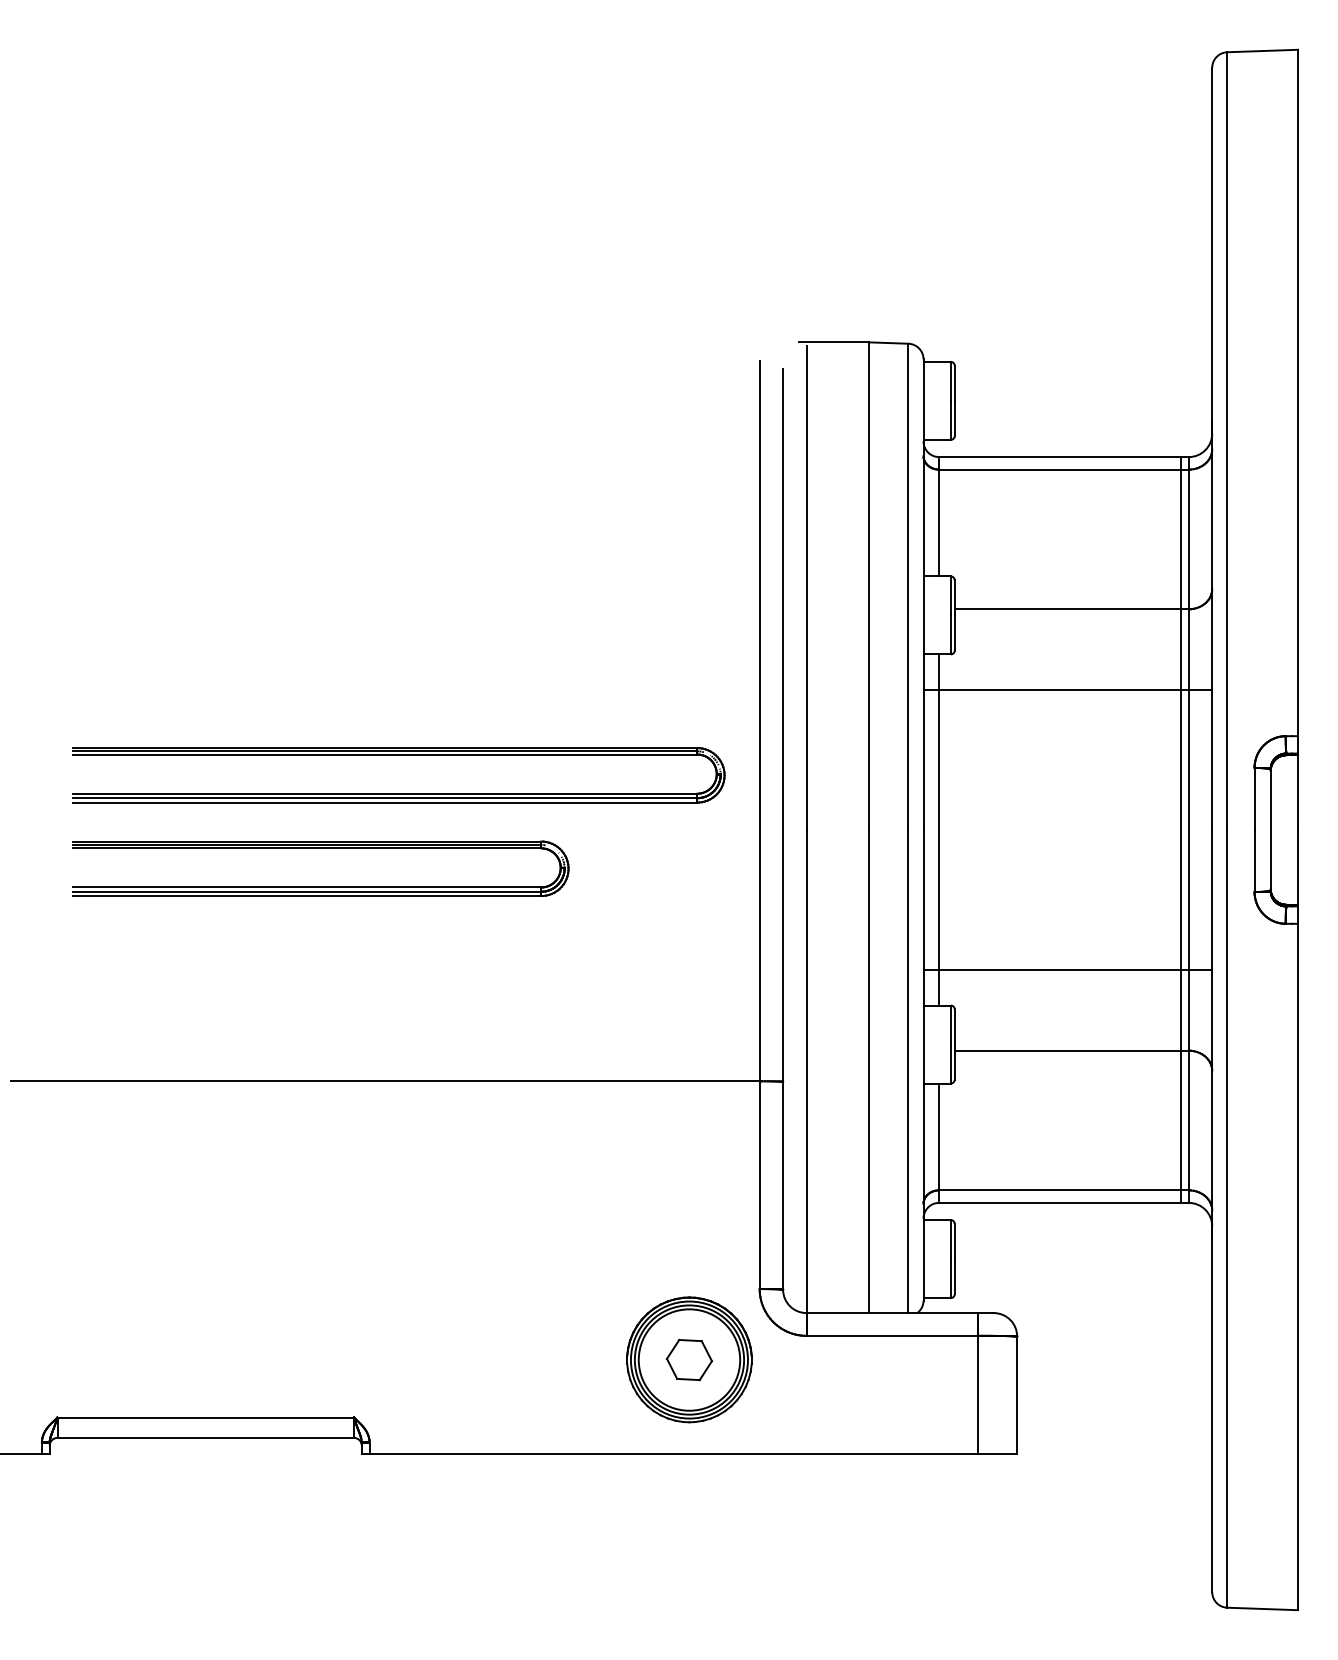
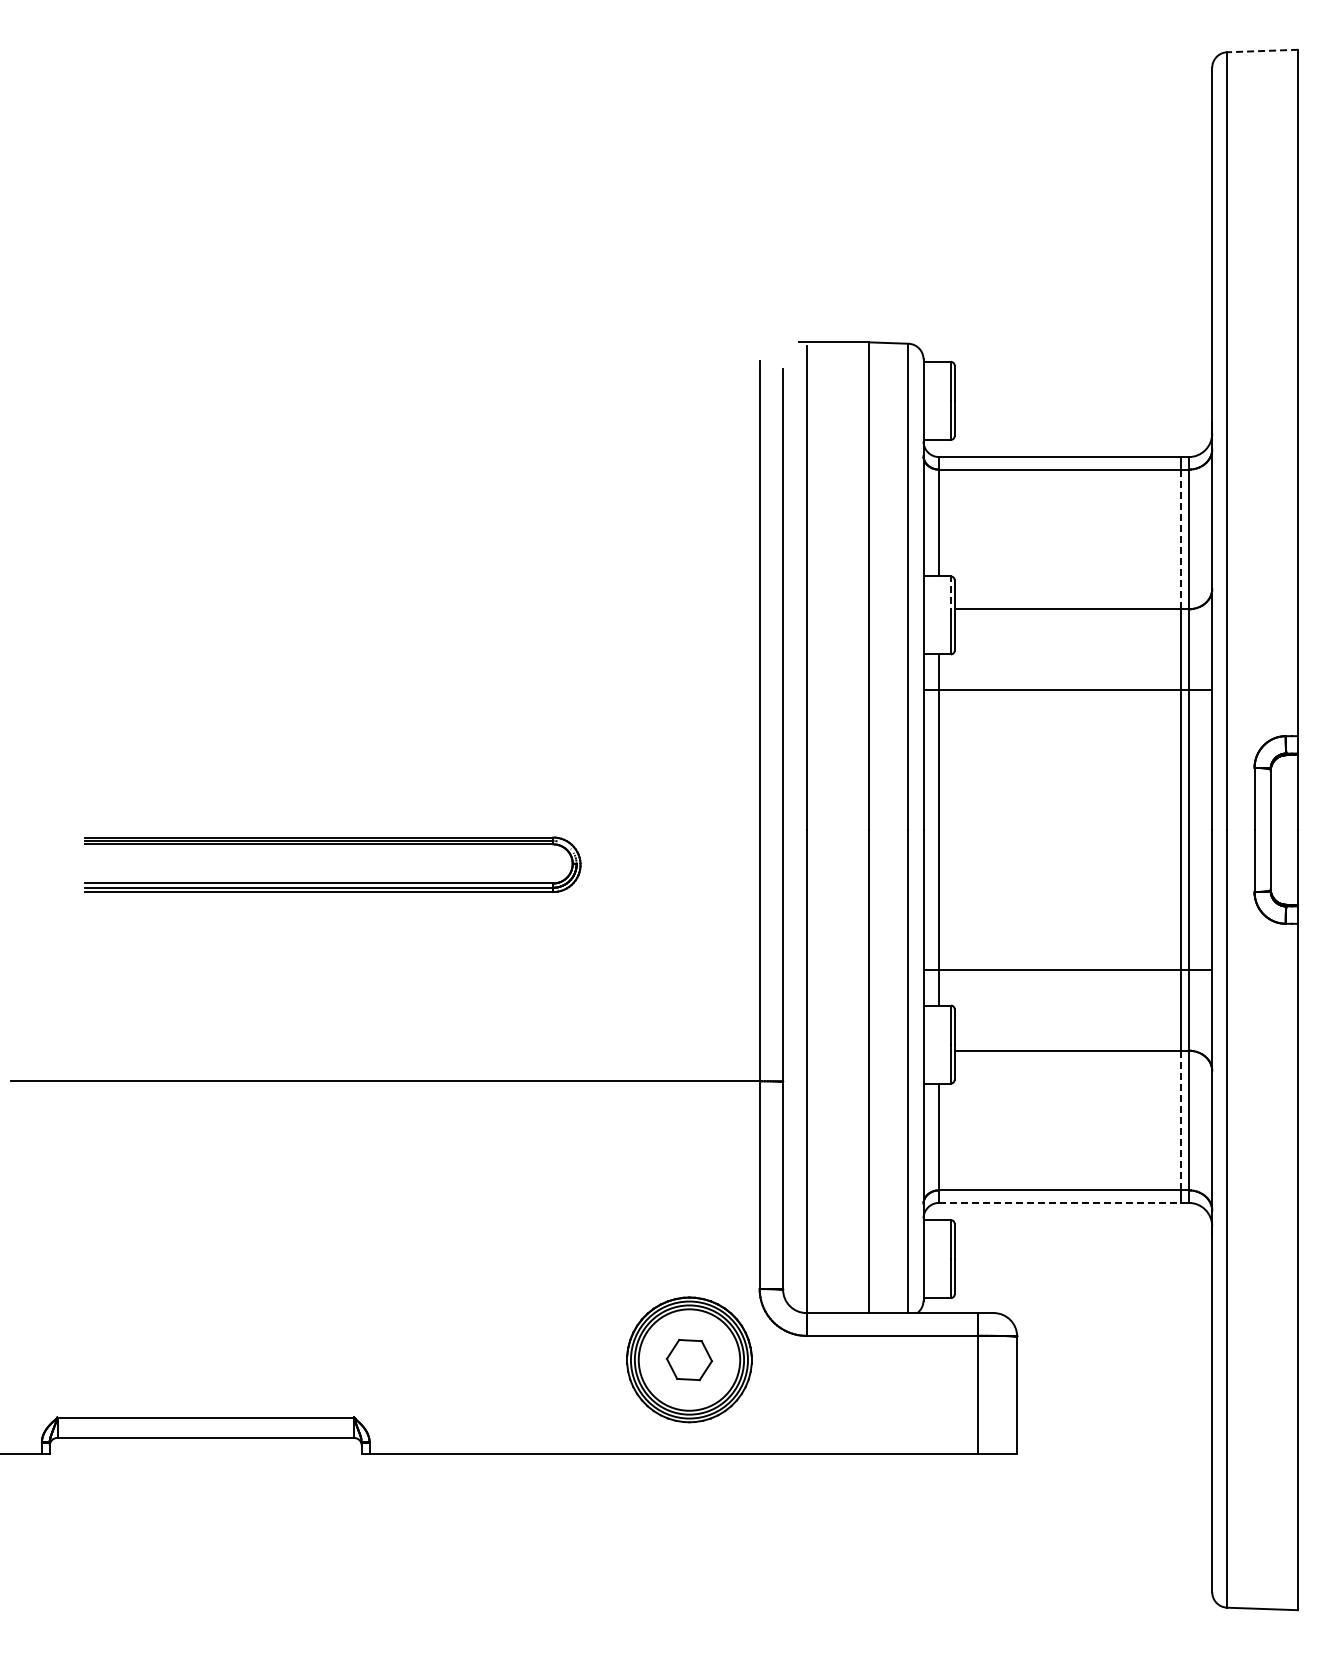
line: solid -> dashed (1262, 51)
line: solid -> dashed (1181, 539)
line: solid -> dashed (950, 595)
part: present -> none (398, 793)
part position: (320, 886) -> (332, 882) (332, 882)
line: solid -> dashed (1181, 1120)
line: solid -> dashed (1060, 1202)
